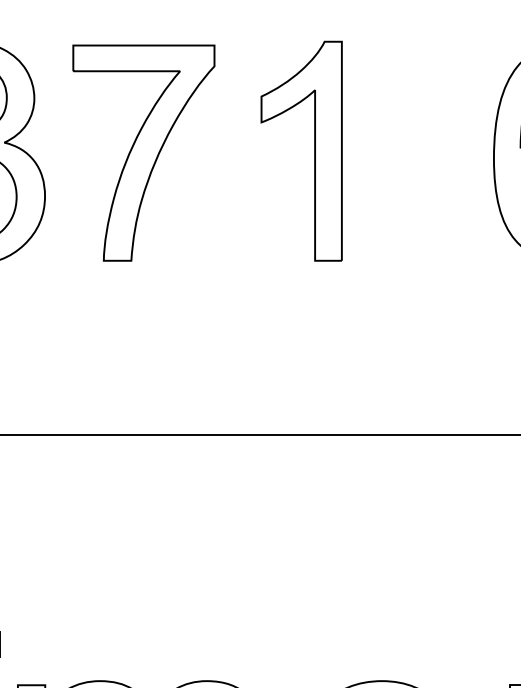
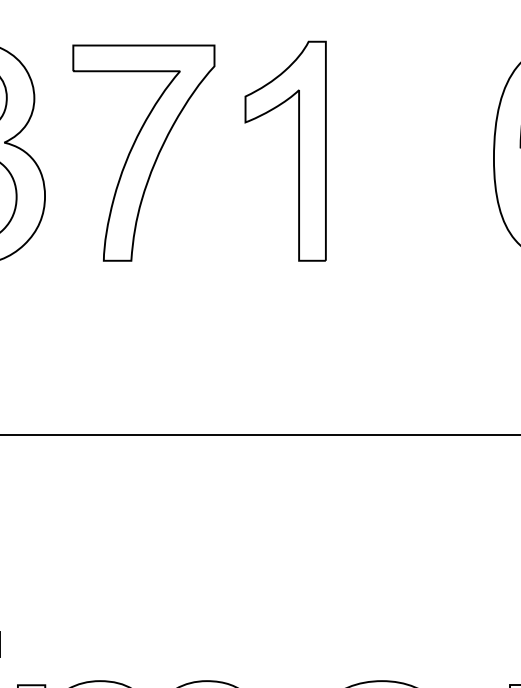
part position: (314, 150) -> (298, 150) (298, 150)
